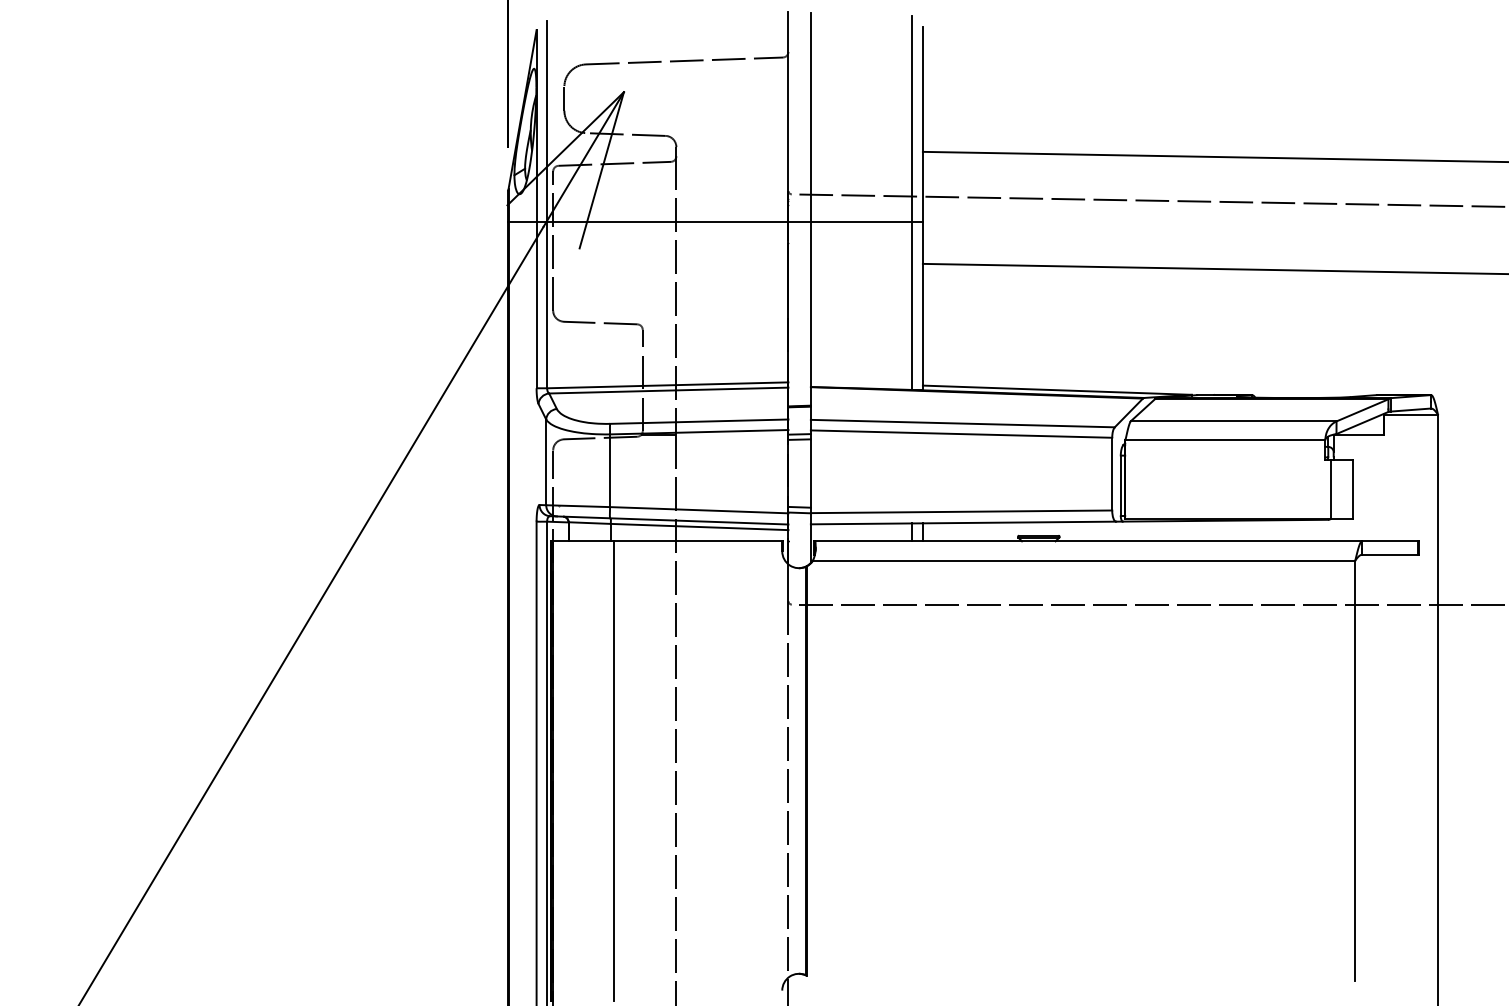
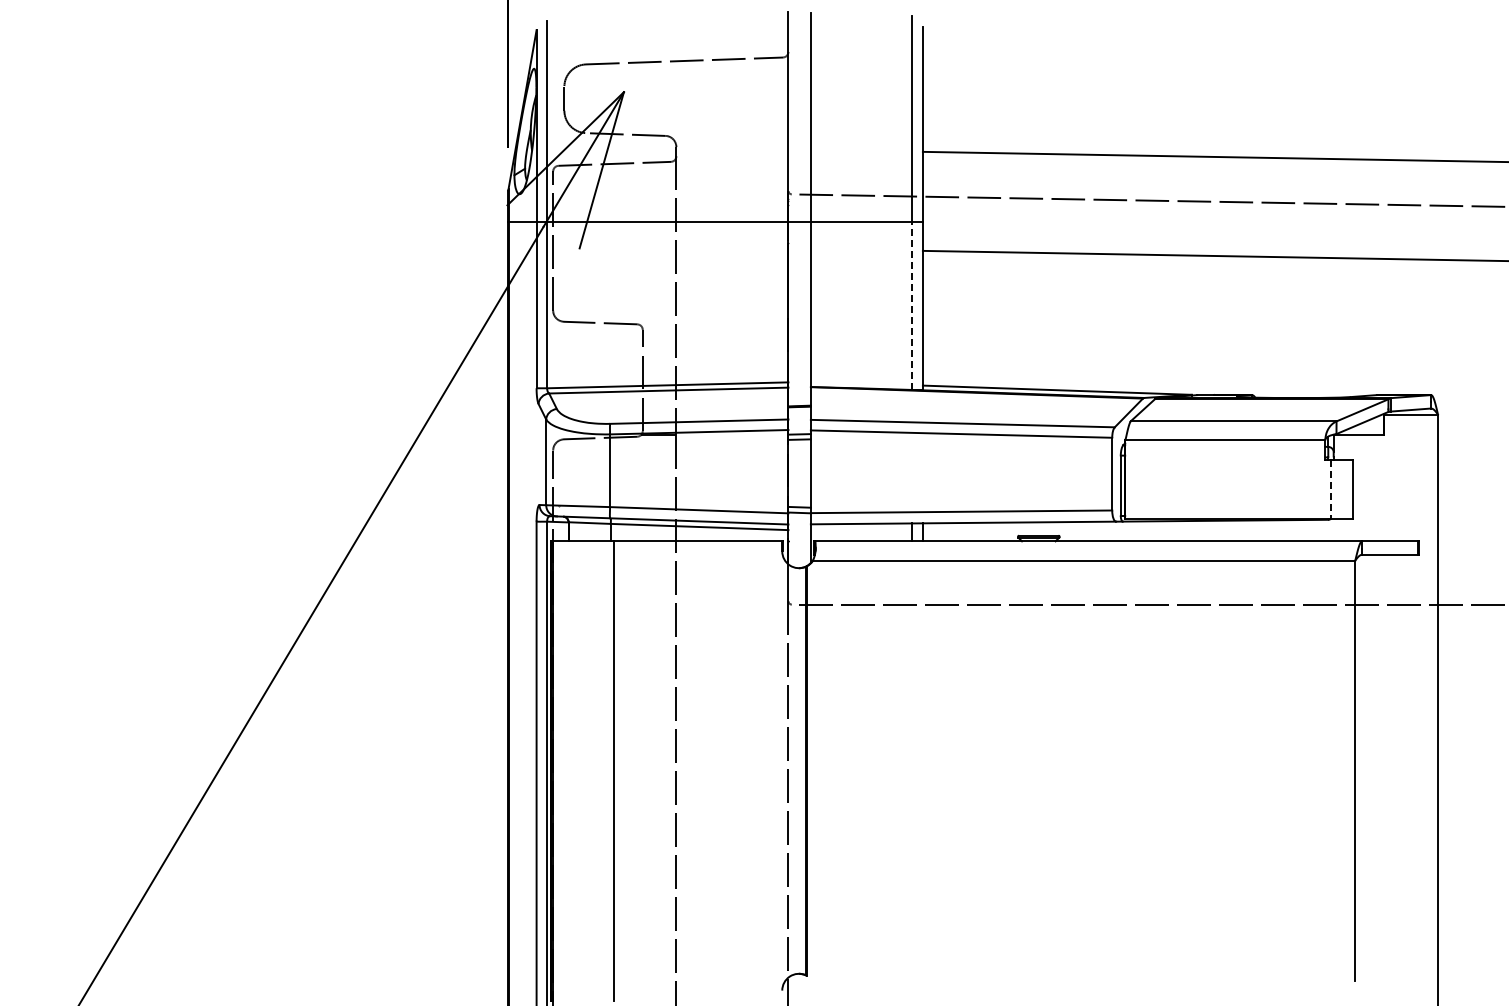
line position: (1213, 268) -> (1213, 255) (1213, 255)
line: solid -> dashed (912, 306)
line: solid -> dashed (1330, 489)
